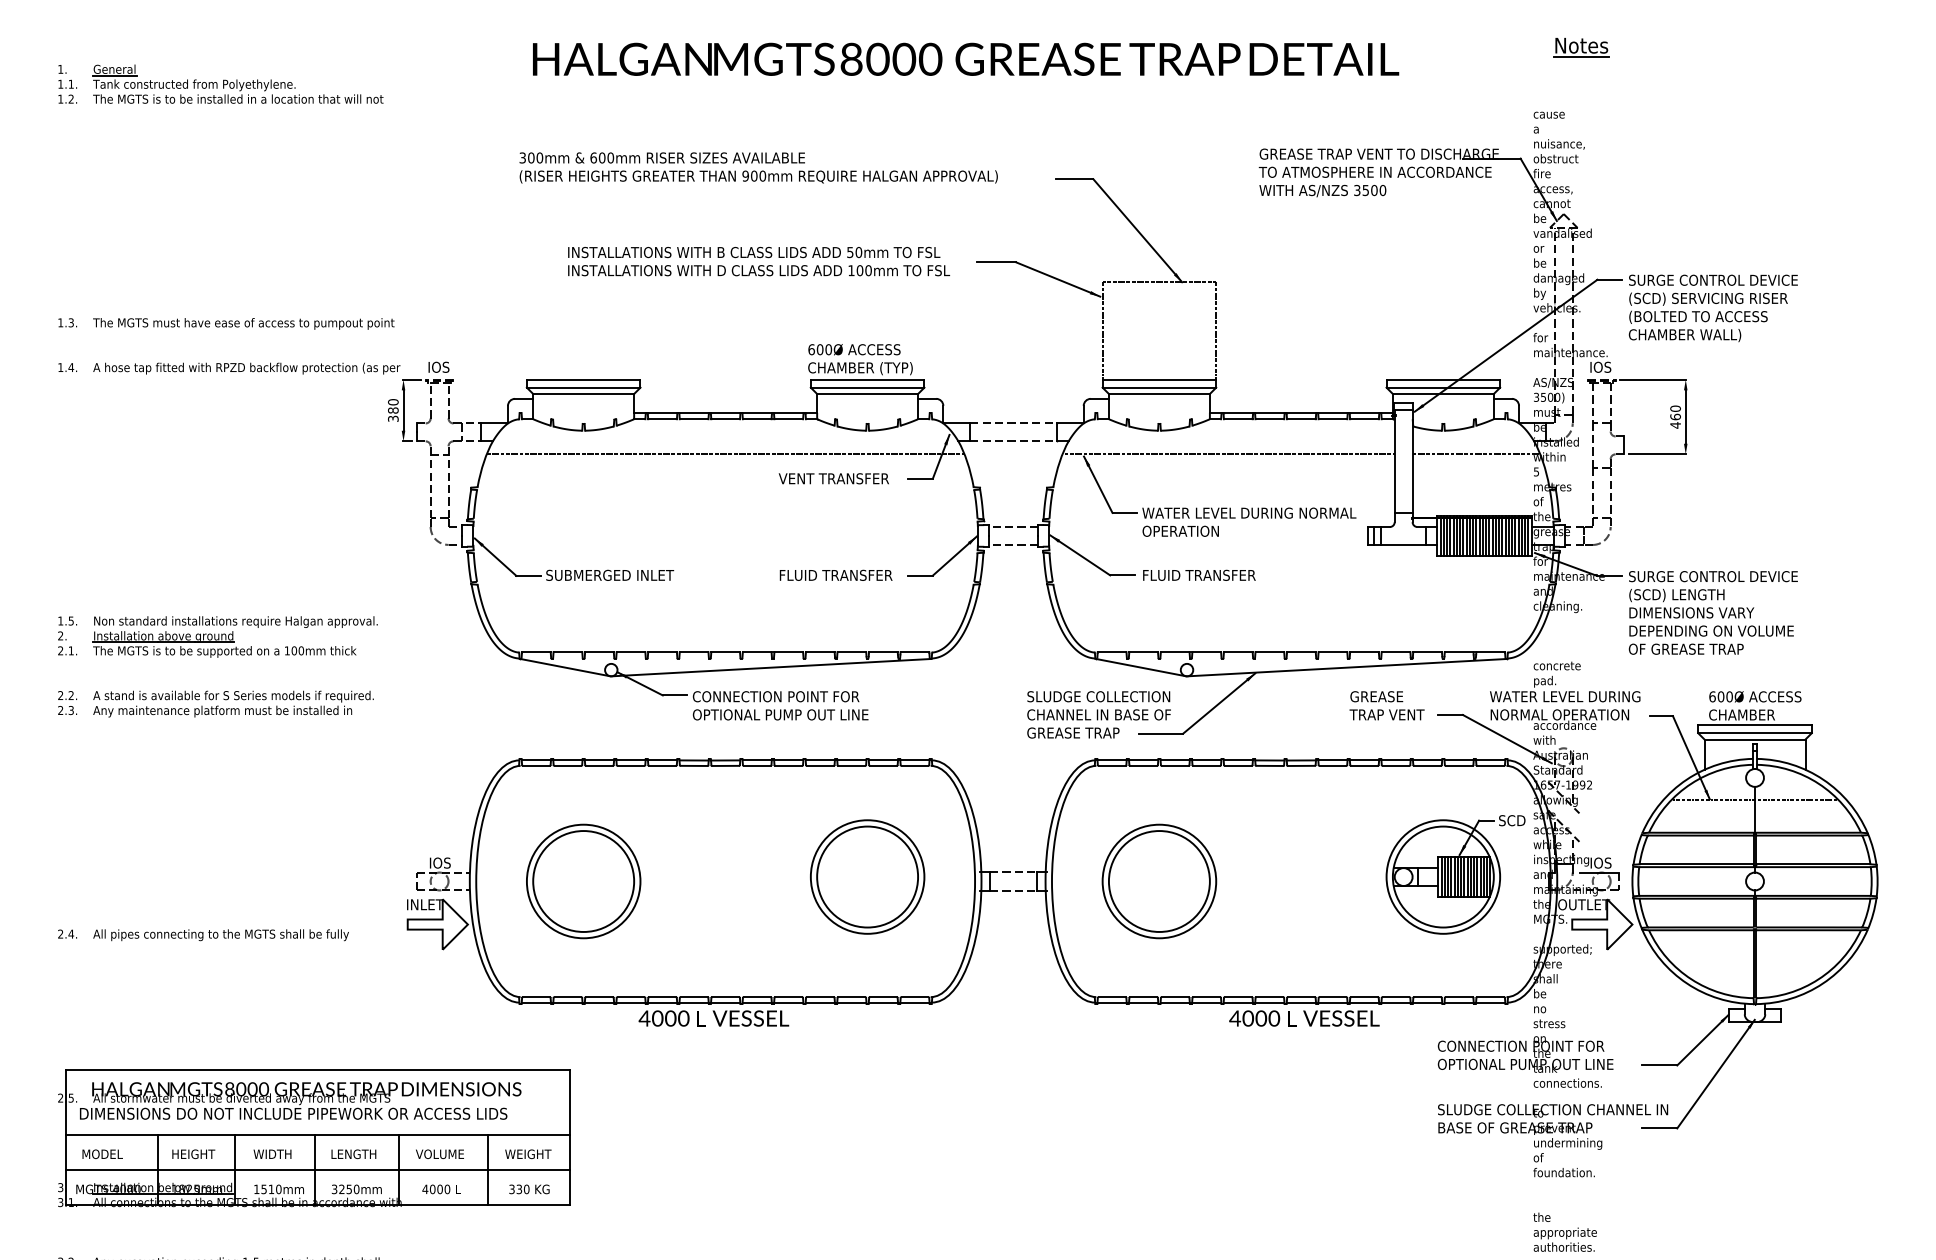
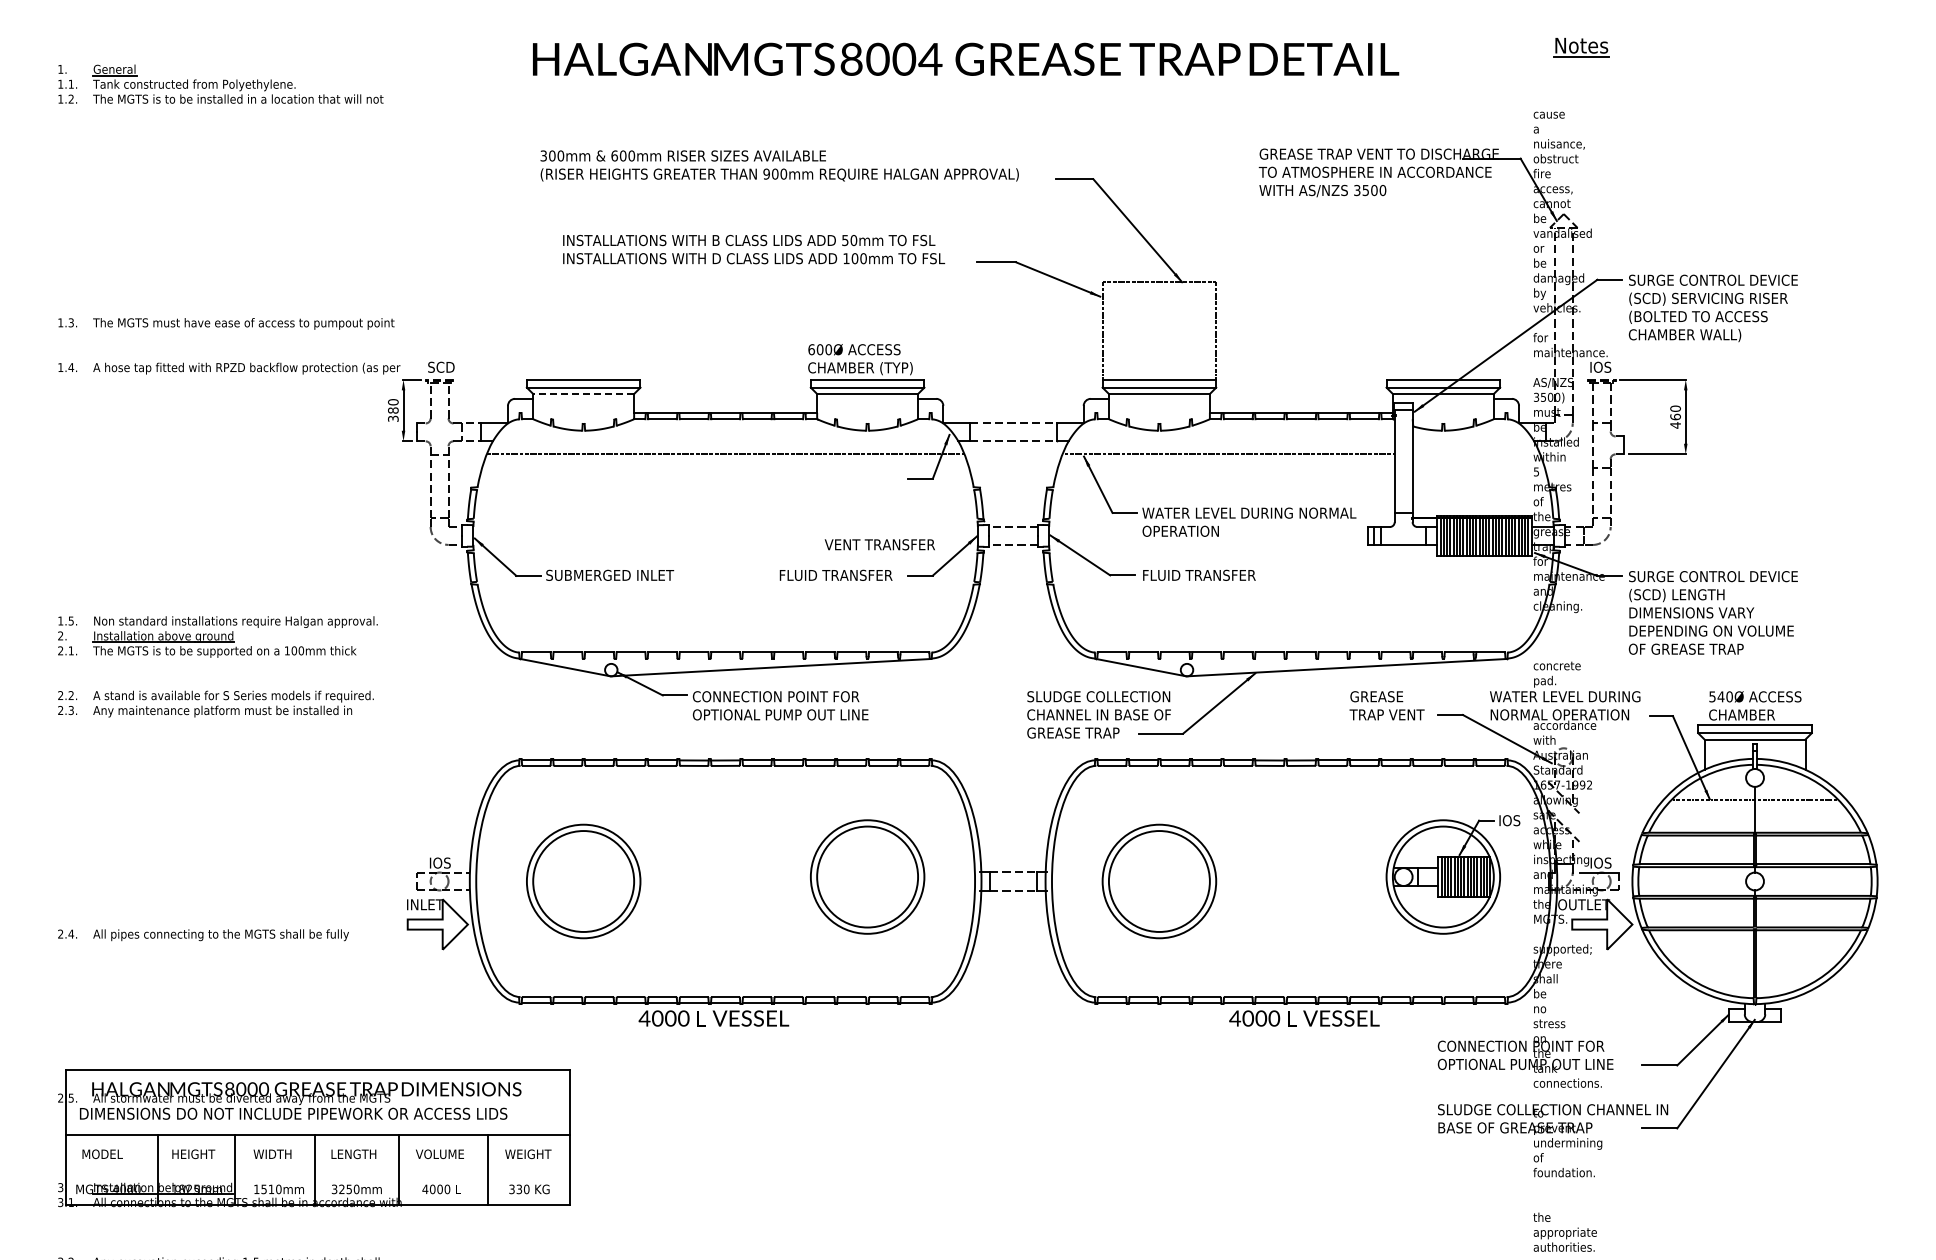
text: 8000 -> 8004 (930, 58)
text position: (758, 167) -> (779, 165) (779, 165)
text position: (759, 261) -> (754, 249) (754, 249)
text: IOS -> SCD (441, 366)
line: solid -> dashed (583, 394)
line: present -> none (1476, 454)
text position: (833, 478) -> (879, 544) (879, 544)
text: 600Ø -> 540Ø (1716, 696)
text: SCD -> IOS (1512, 820)
line: present -> none (317, 1169)
